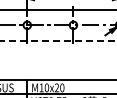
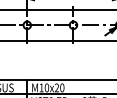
line: dashed -> solid (58, 40)
